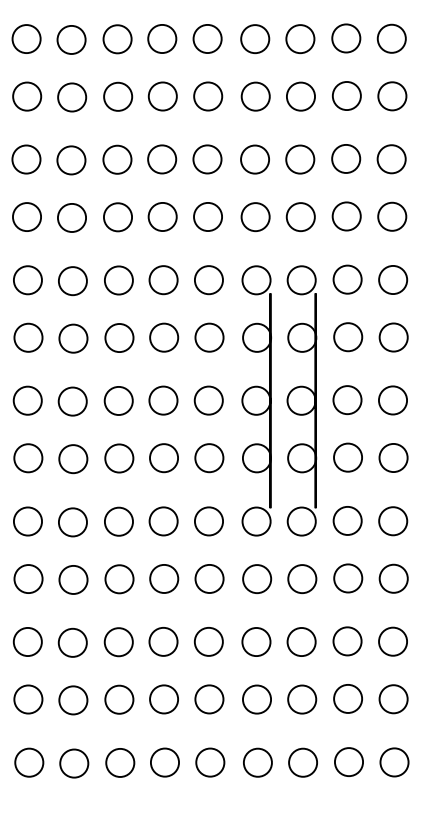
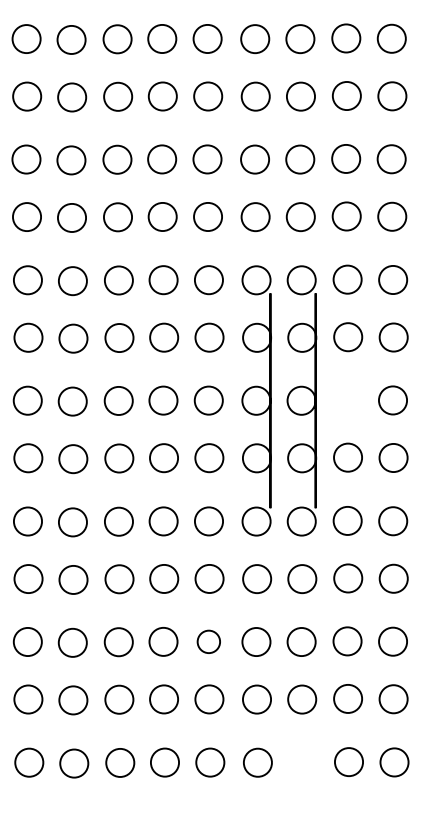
part: present -> none (347, 400)
part size: 30x30 px -> 25x25 px (208, 641)
part: present -> none (302, 762)
